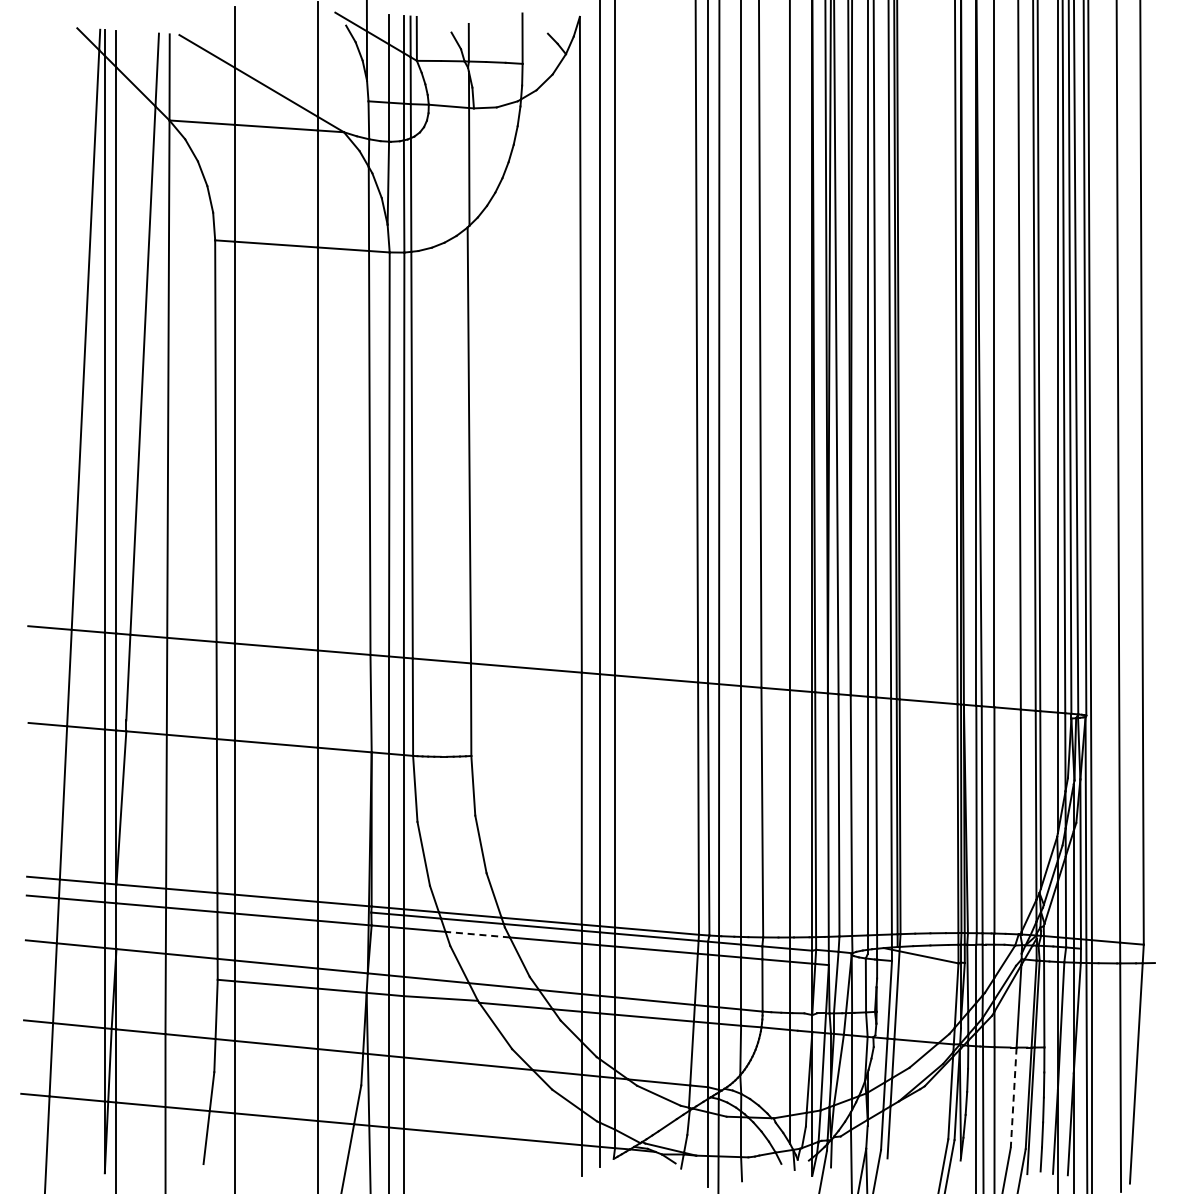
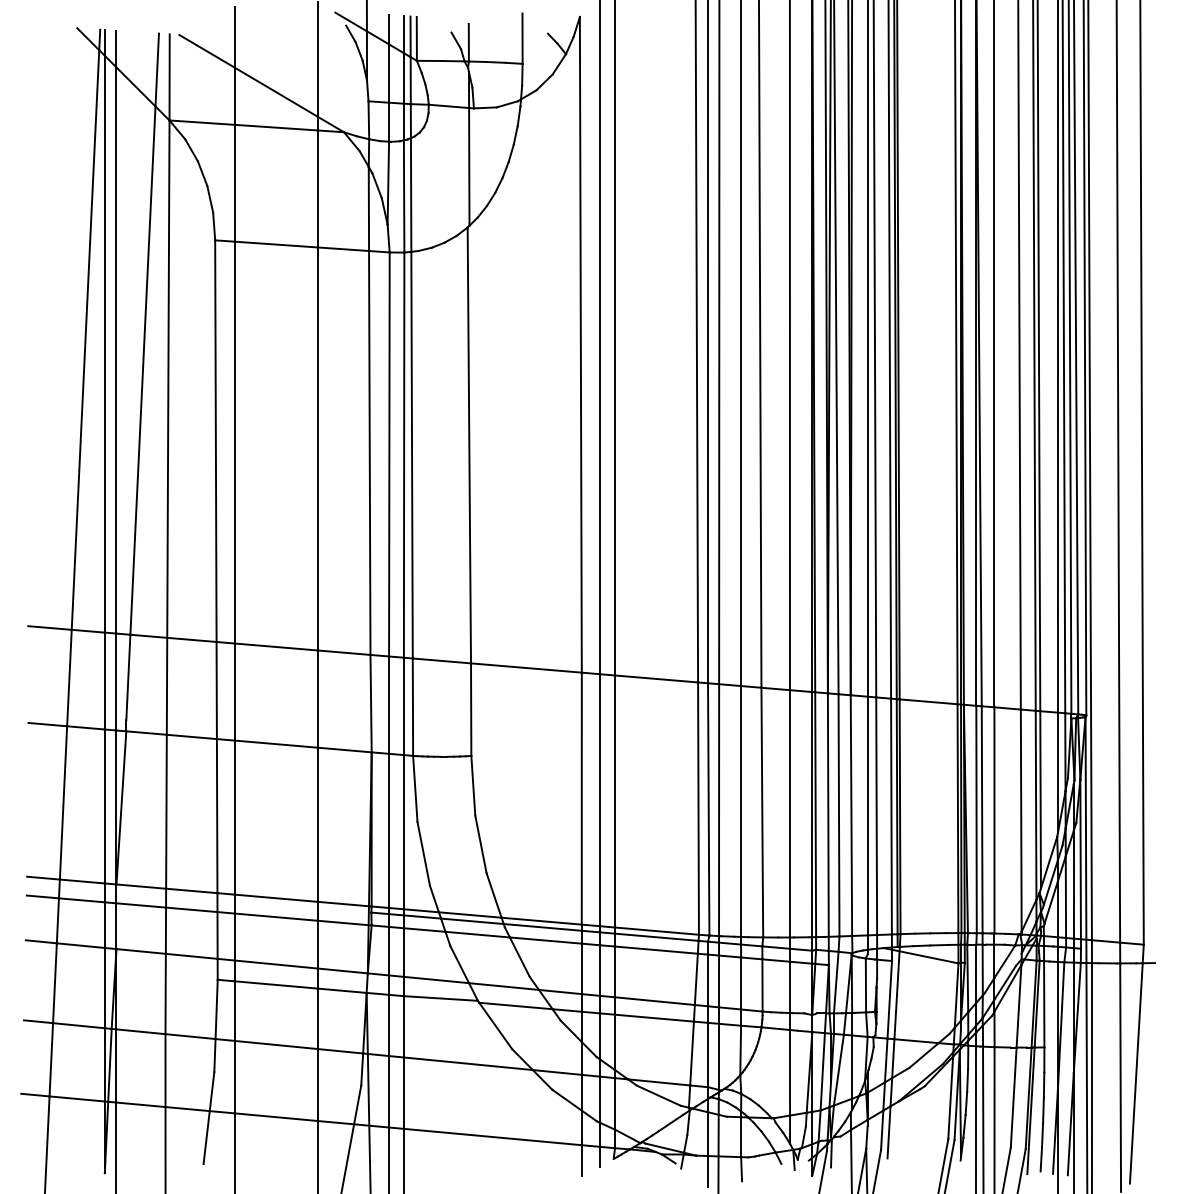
line: dashed -> solid (477, 934)
line: dashed -> solid (1013, 1098)
